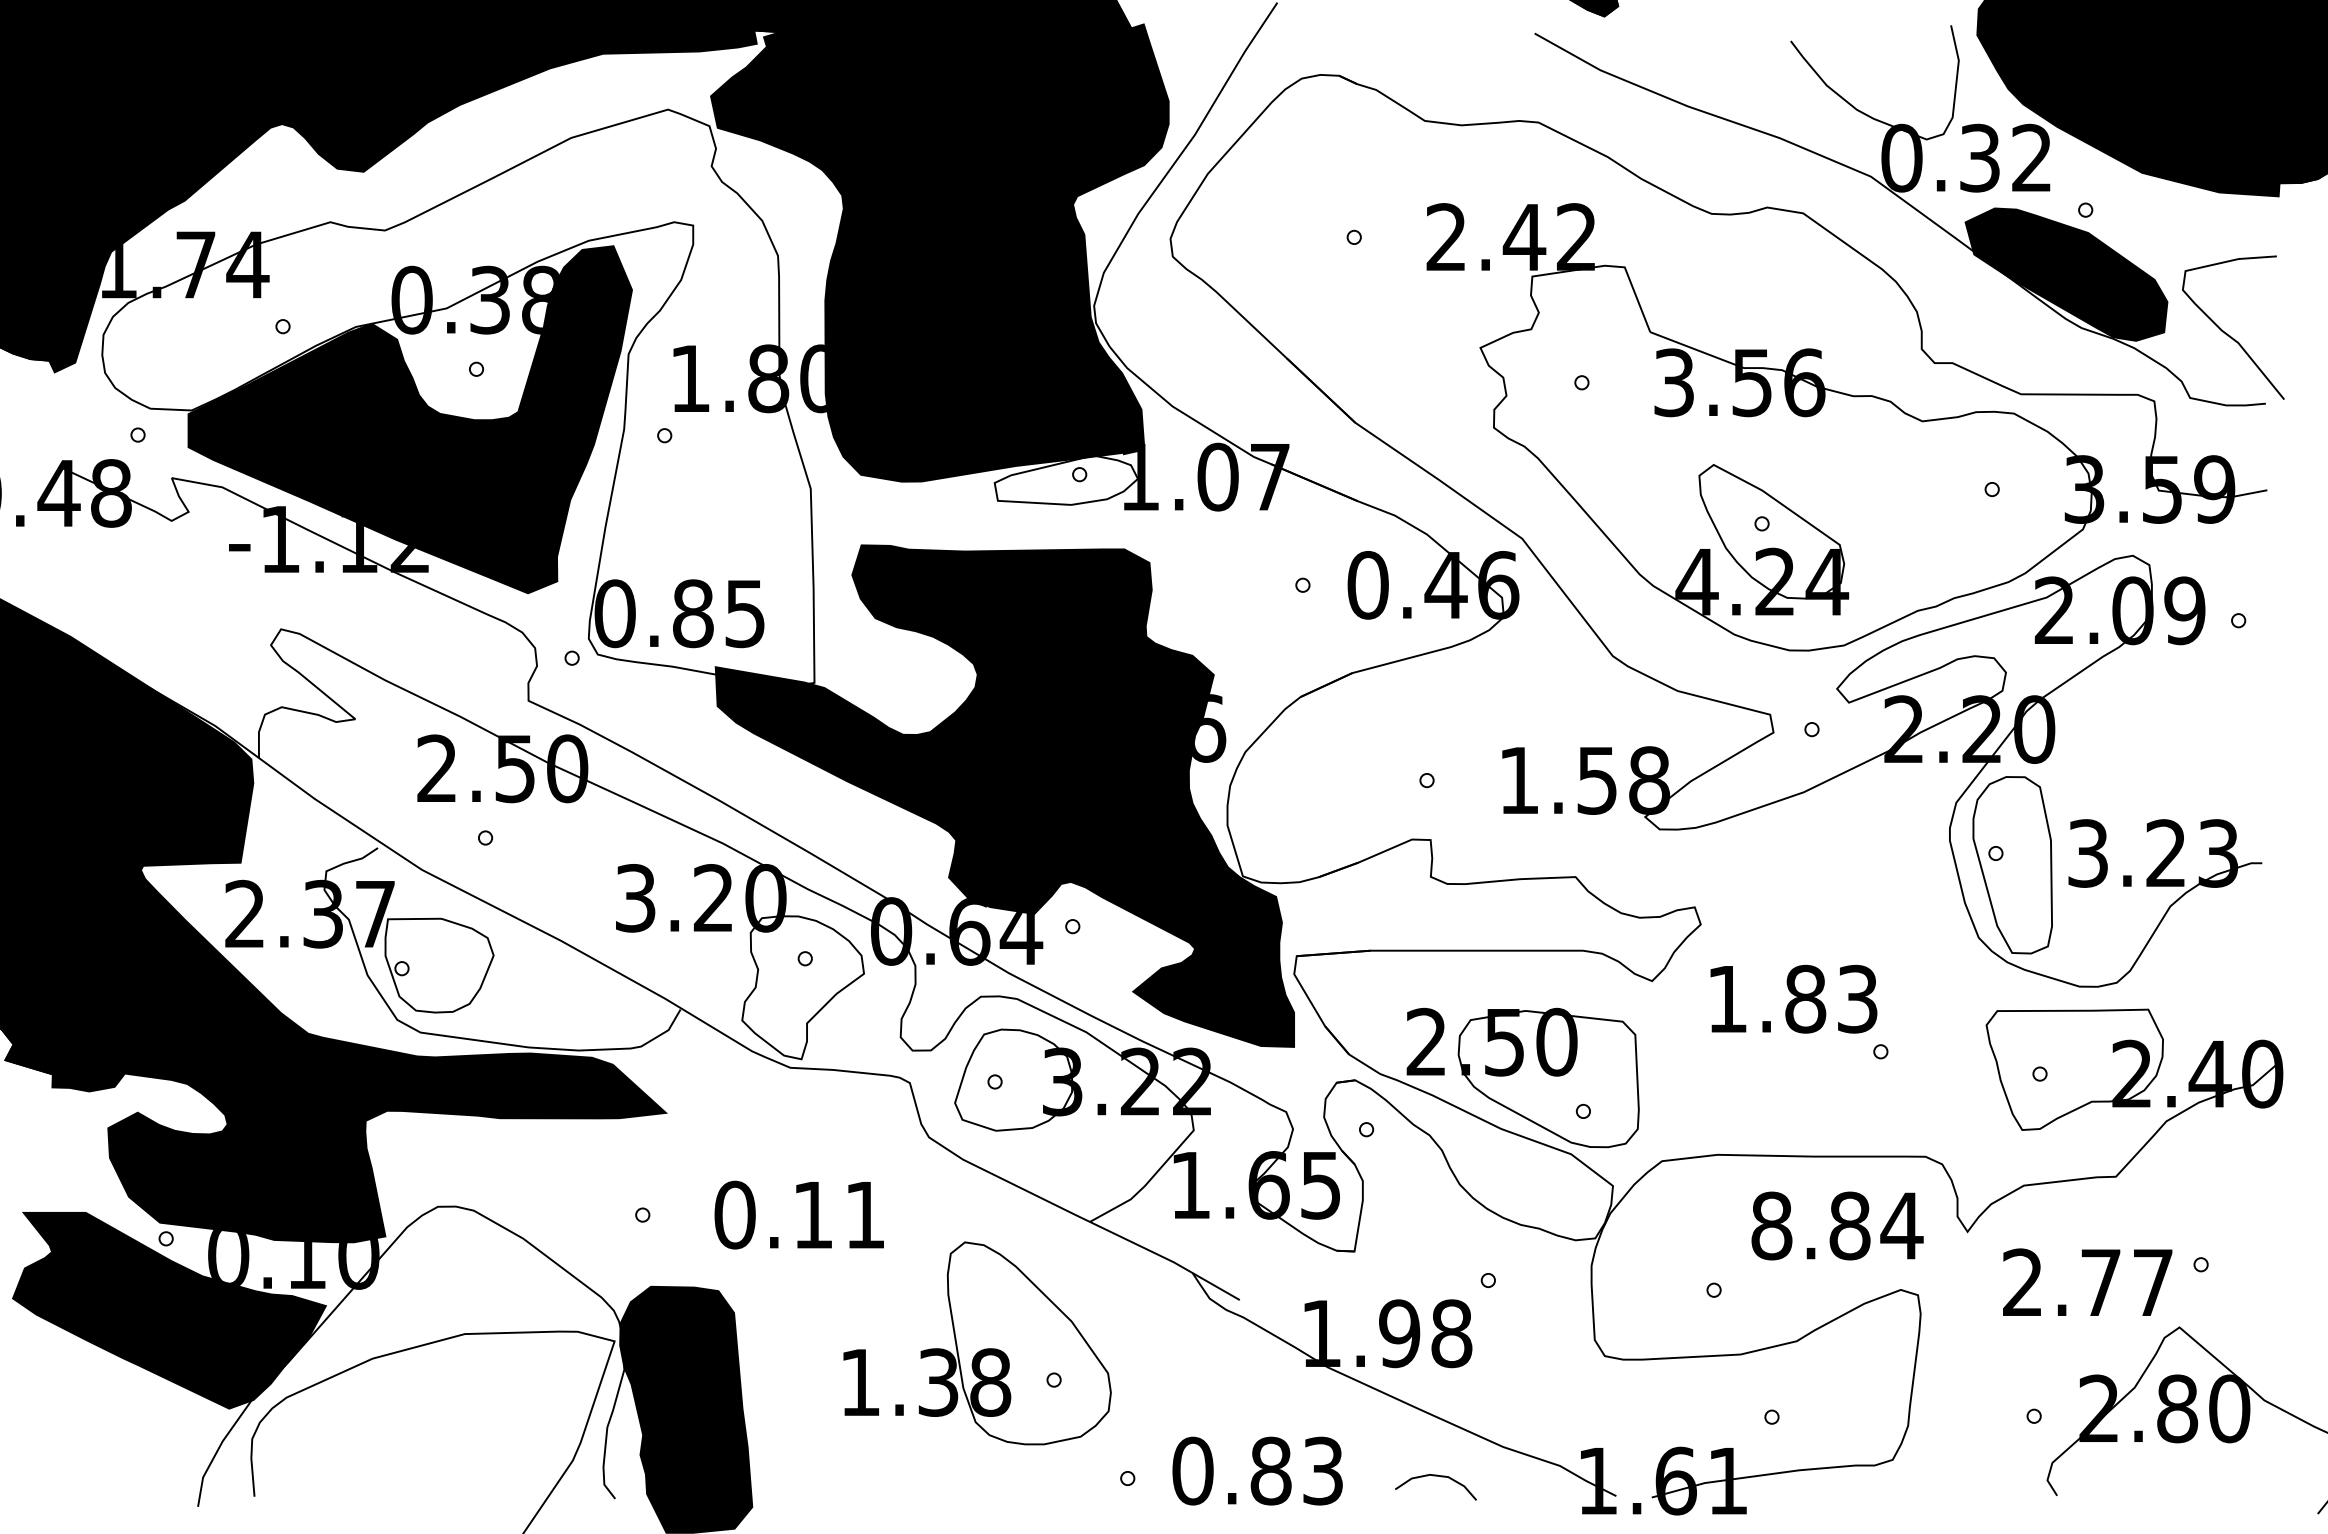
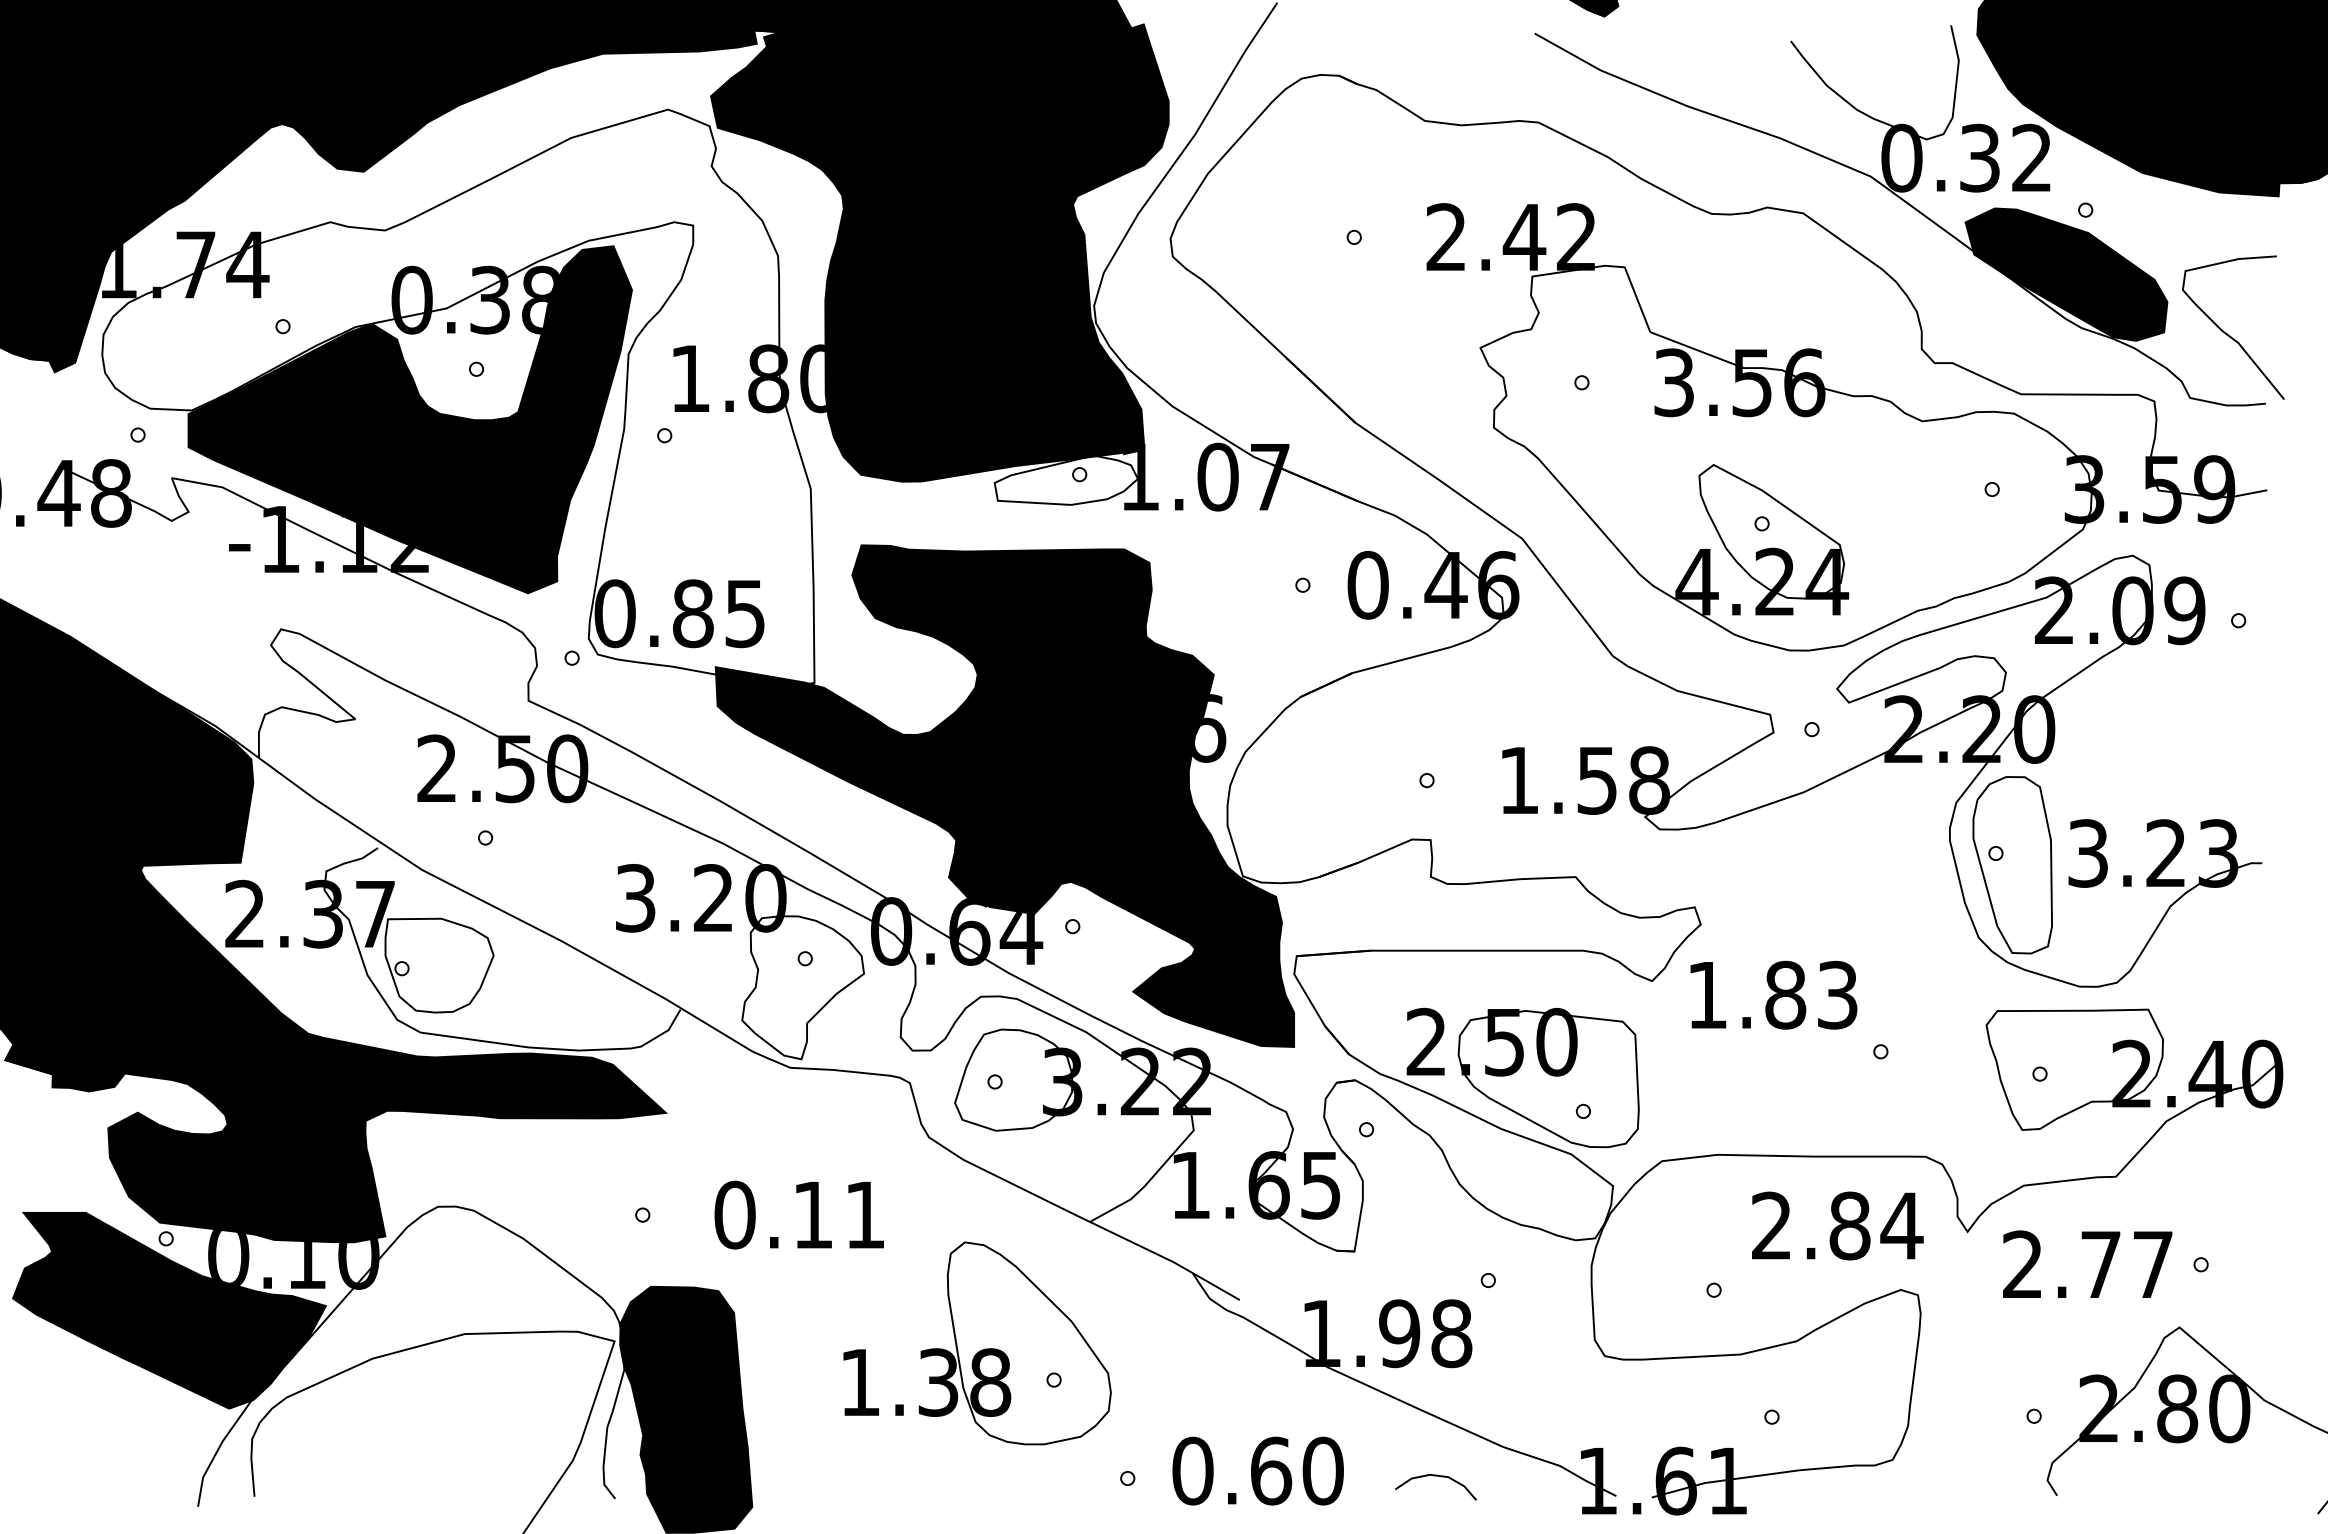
text position: (1793, 998) -> (1773, 994) (1773, 994)
text: 8.84 -> 2.84 (1771, 1225)
text position: (2087, 1281) -> (2087, 1263) (2087, 1263)
text: 0.83 -> 0.60 (1296, 1470)
